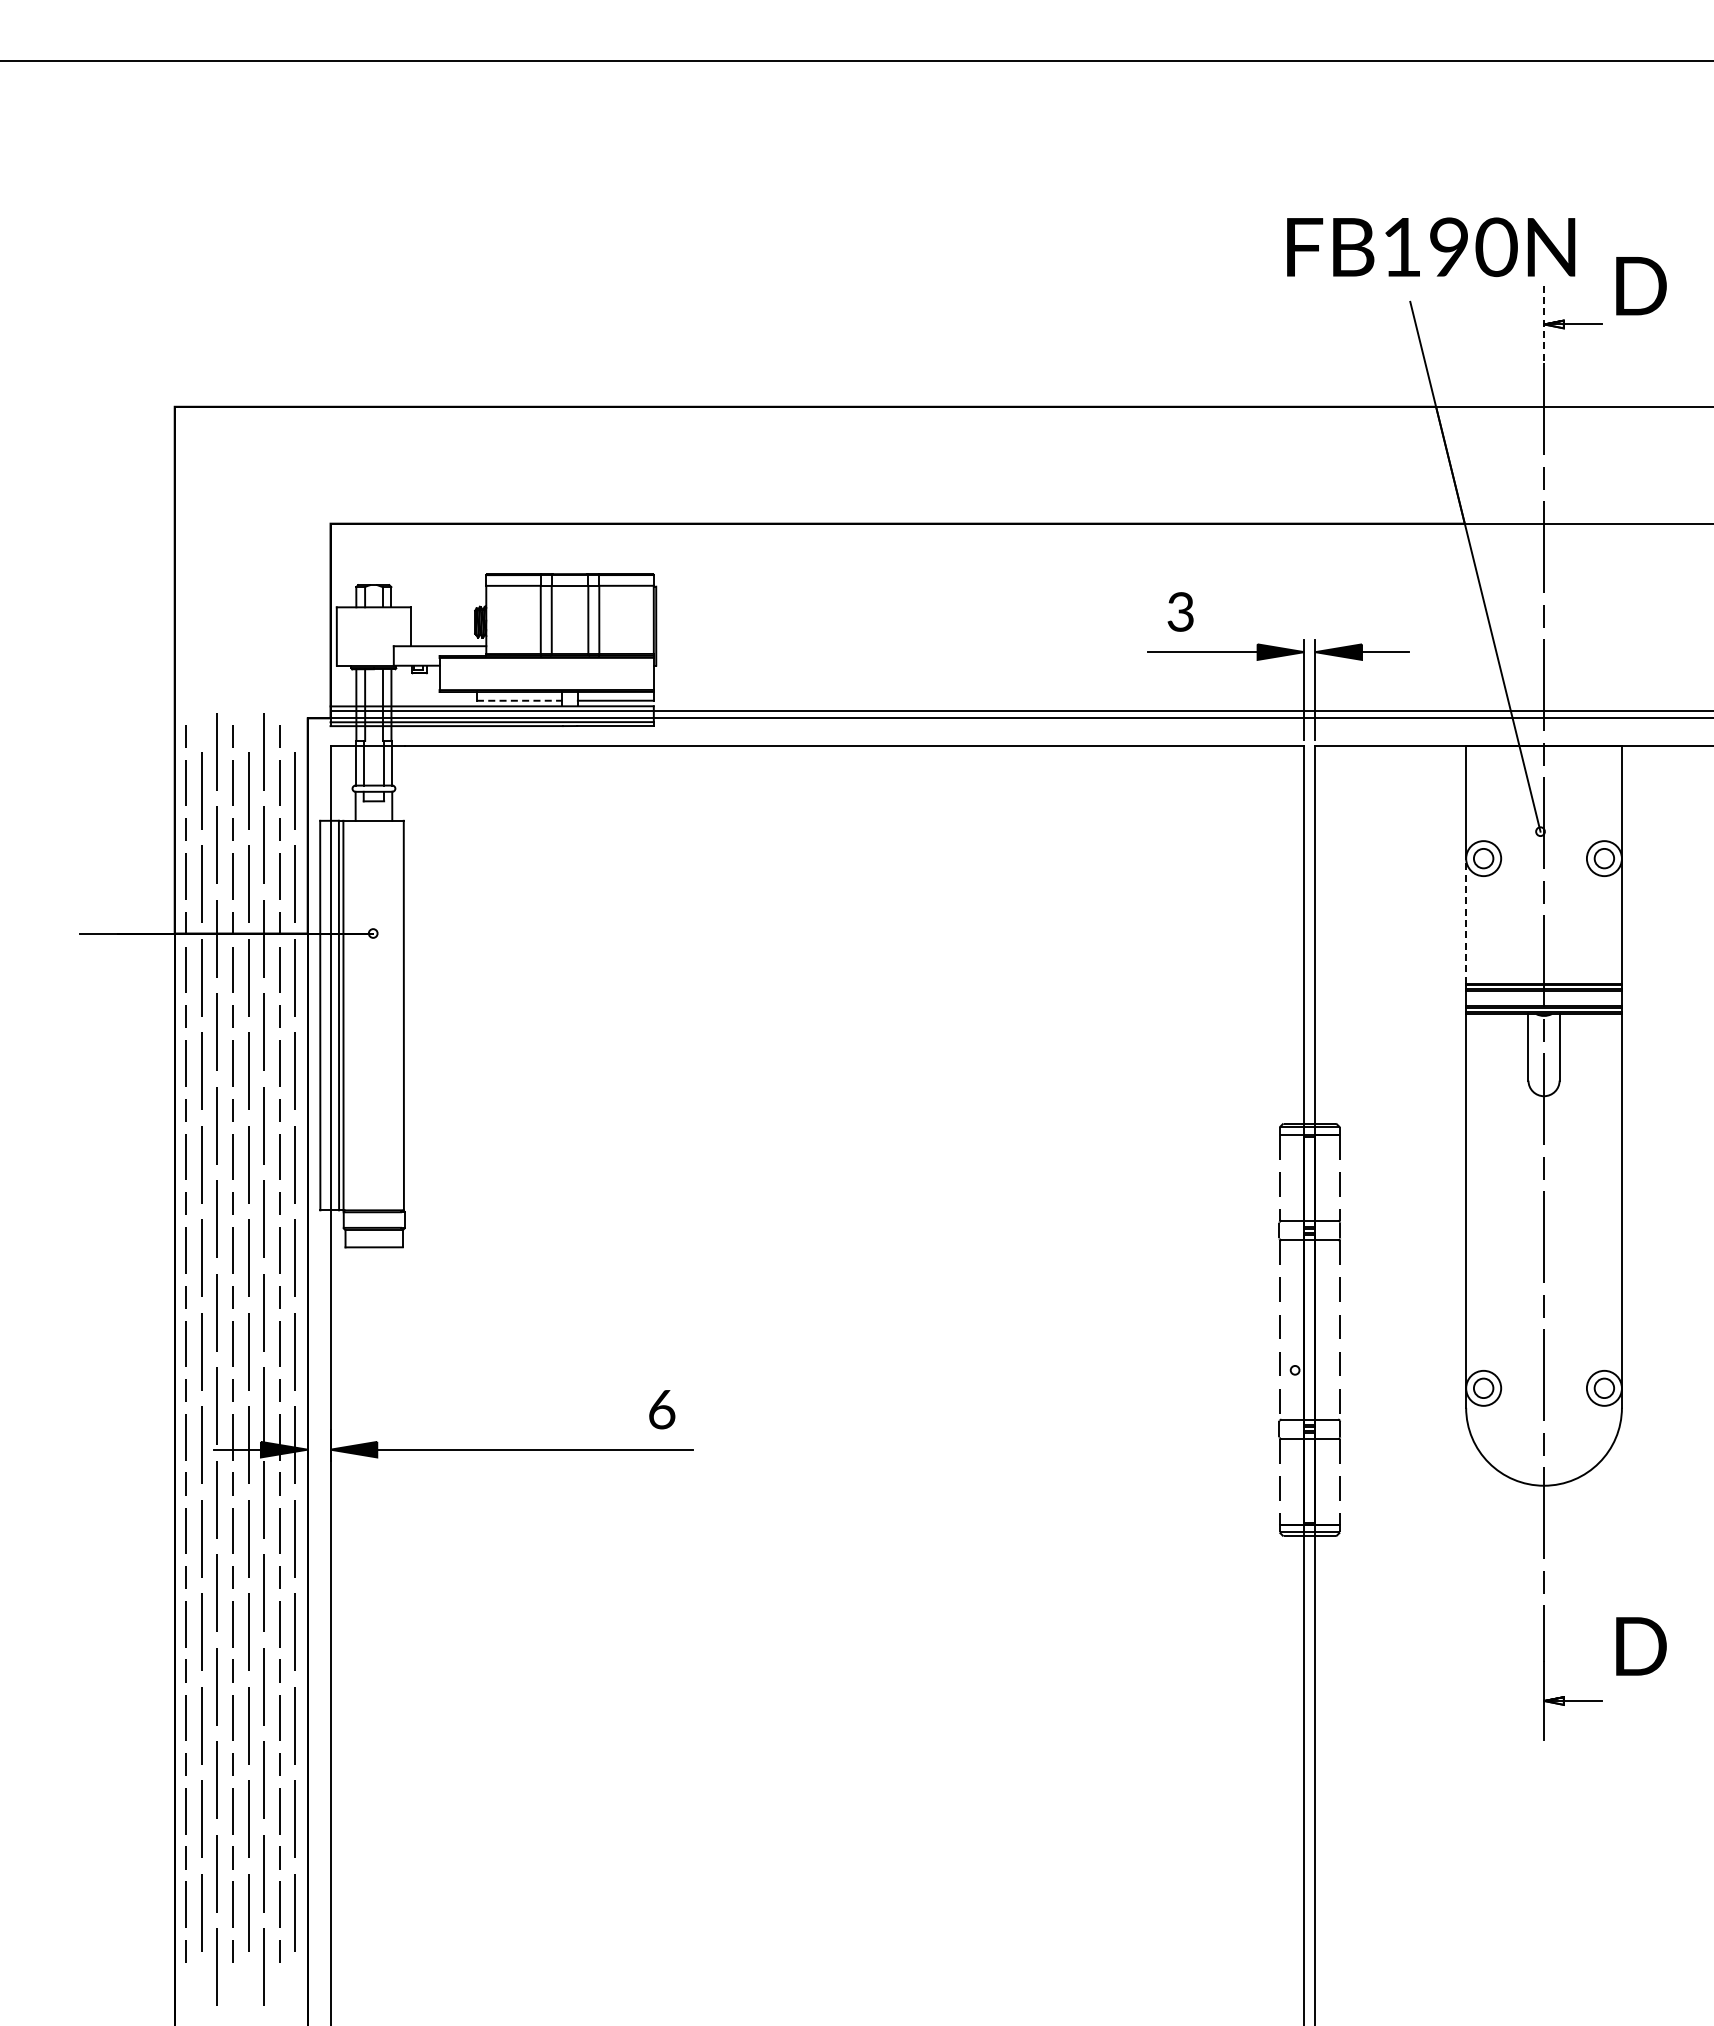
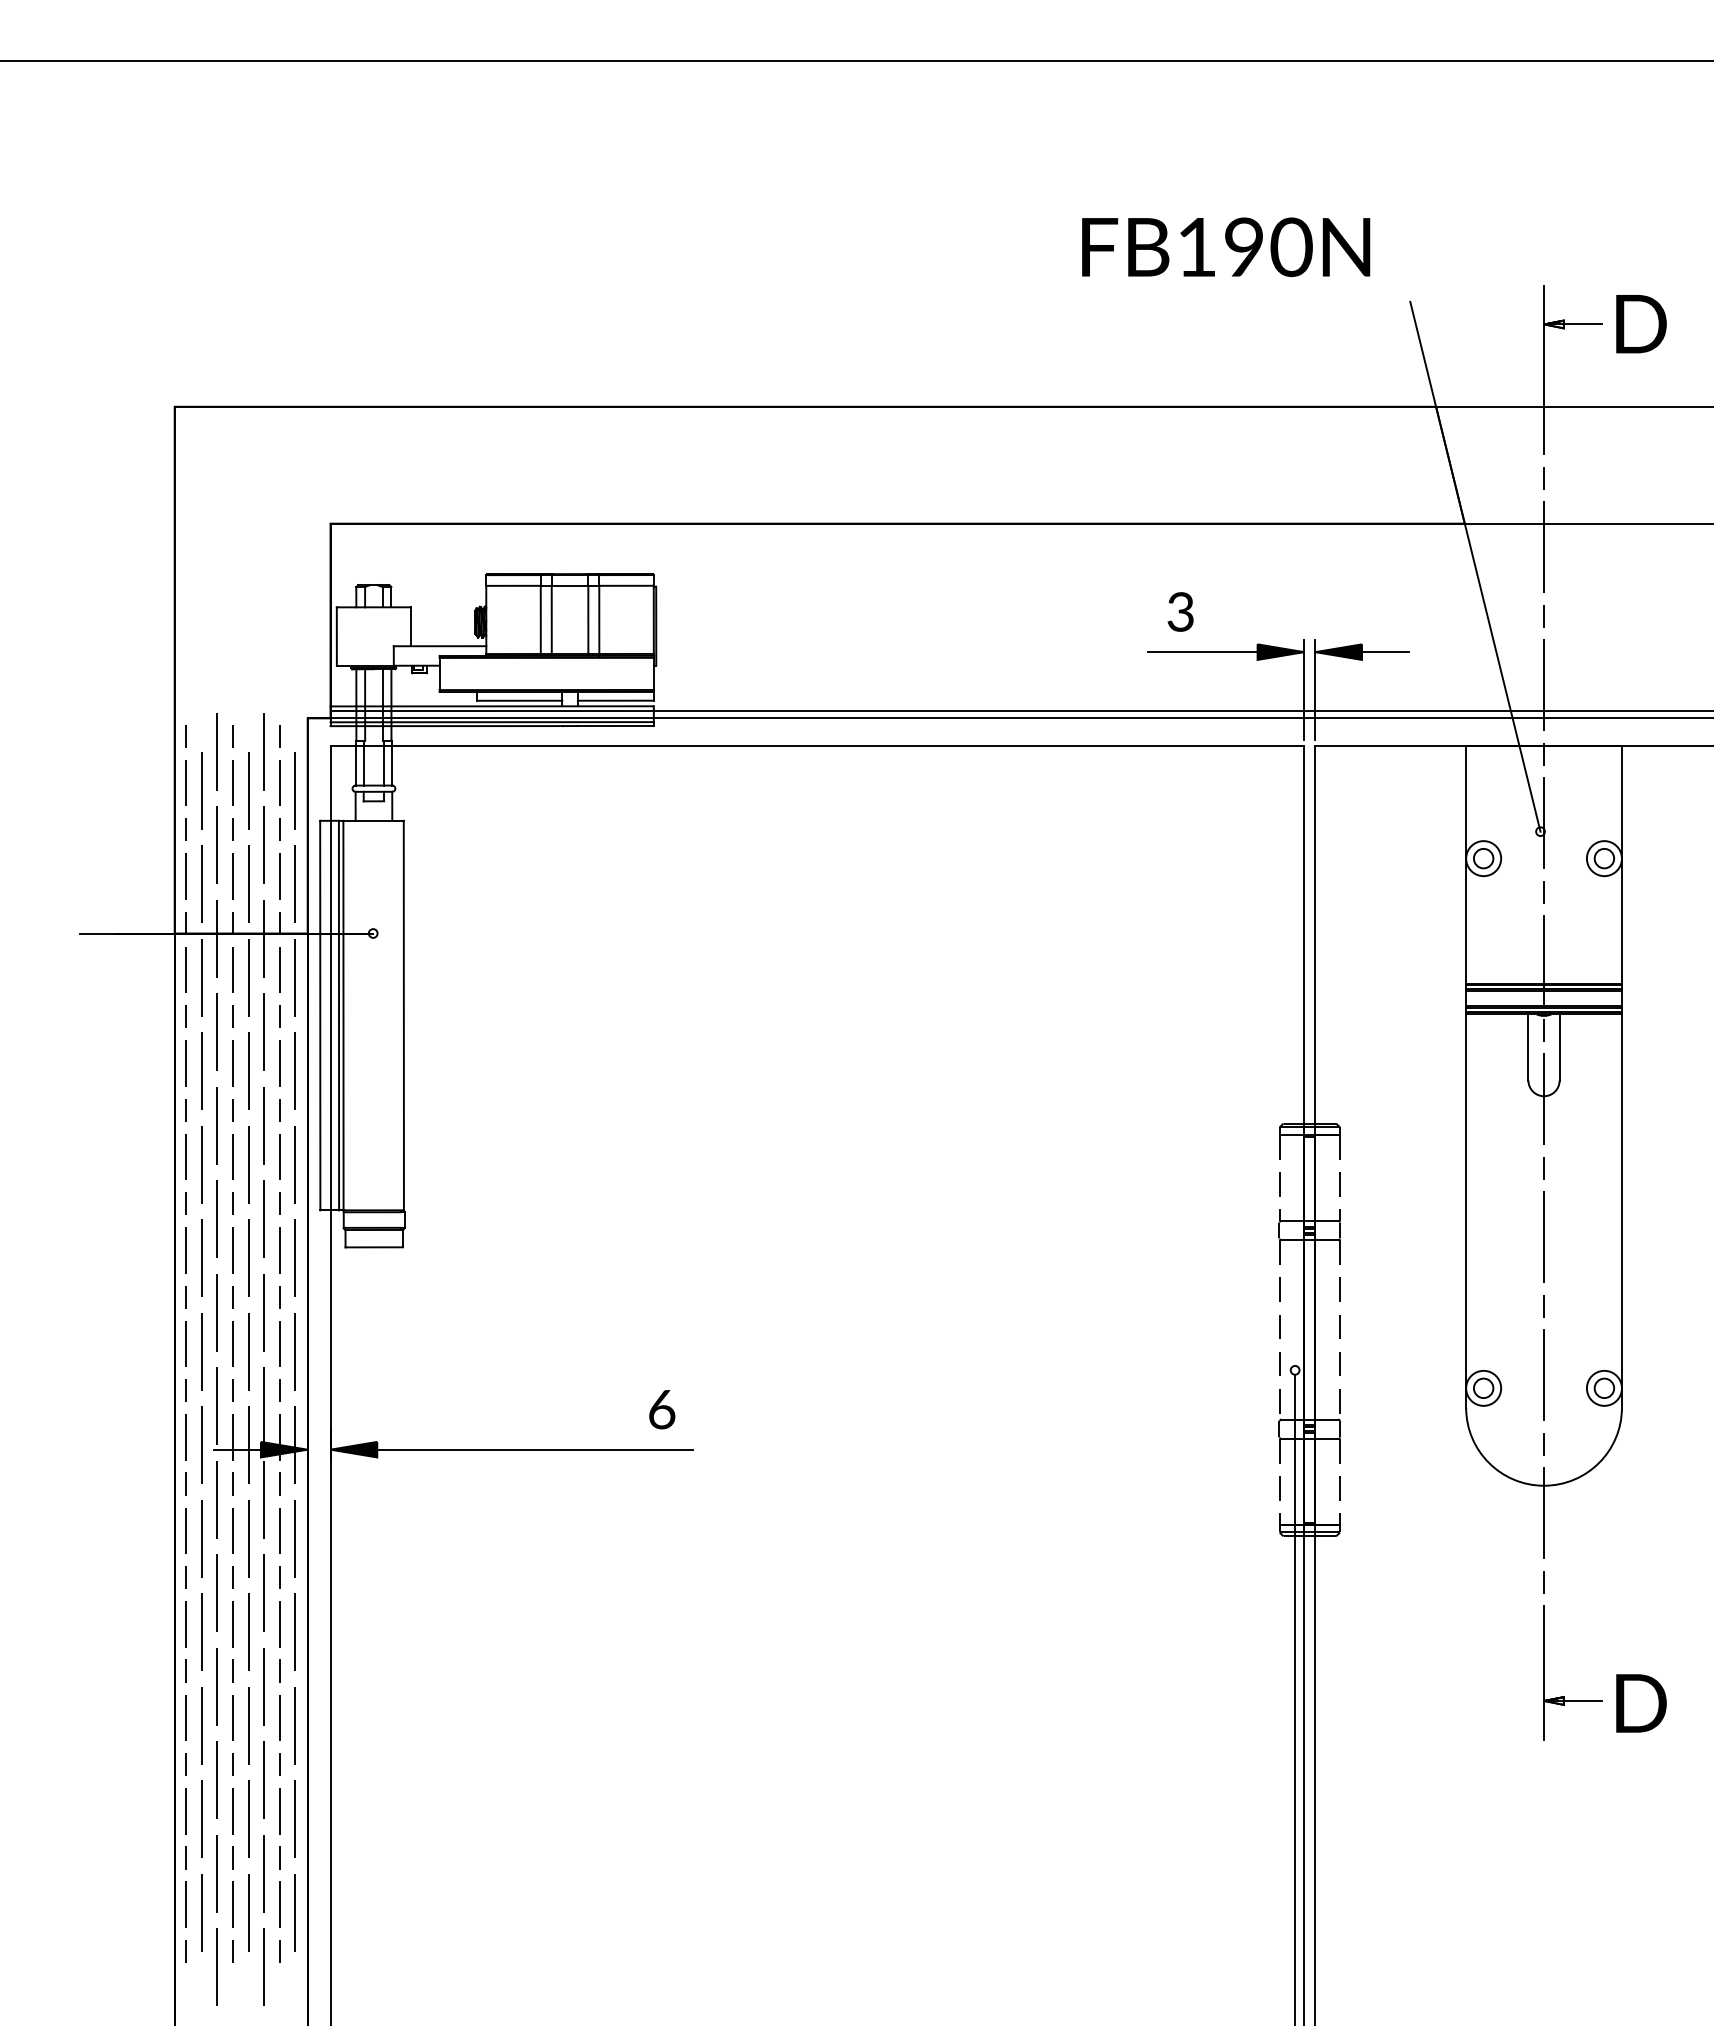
text position: (1431, 247) -> (1226, 247) (1226, 247)
text position: (1641, 286) -> (1641, 324) (1641, 324)
line: dashed -> solid (1544, 324)
line: dashed -> solid (519, 700)
line: dashed -> solid (1466, 920)
text position: (1641, 1646) -> (1641, 1703) (1641, 1703)
line: none -> present (1295, 1698)
